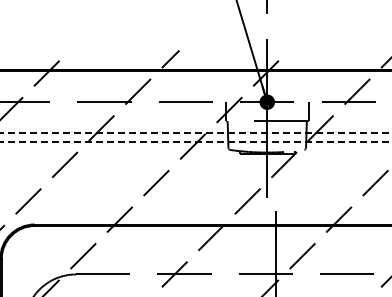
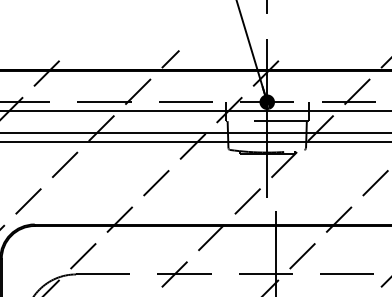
line: none -> present (195, 110)
line: dashed -> solid (196, 133)
line: dashed -> solid (196, 141)
